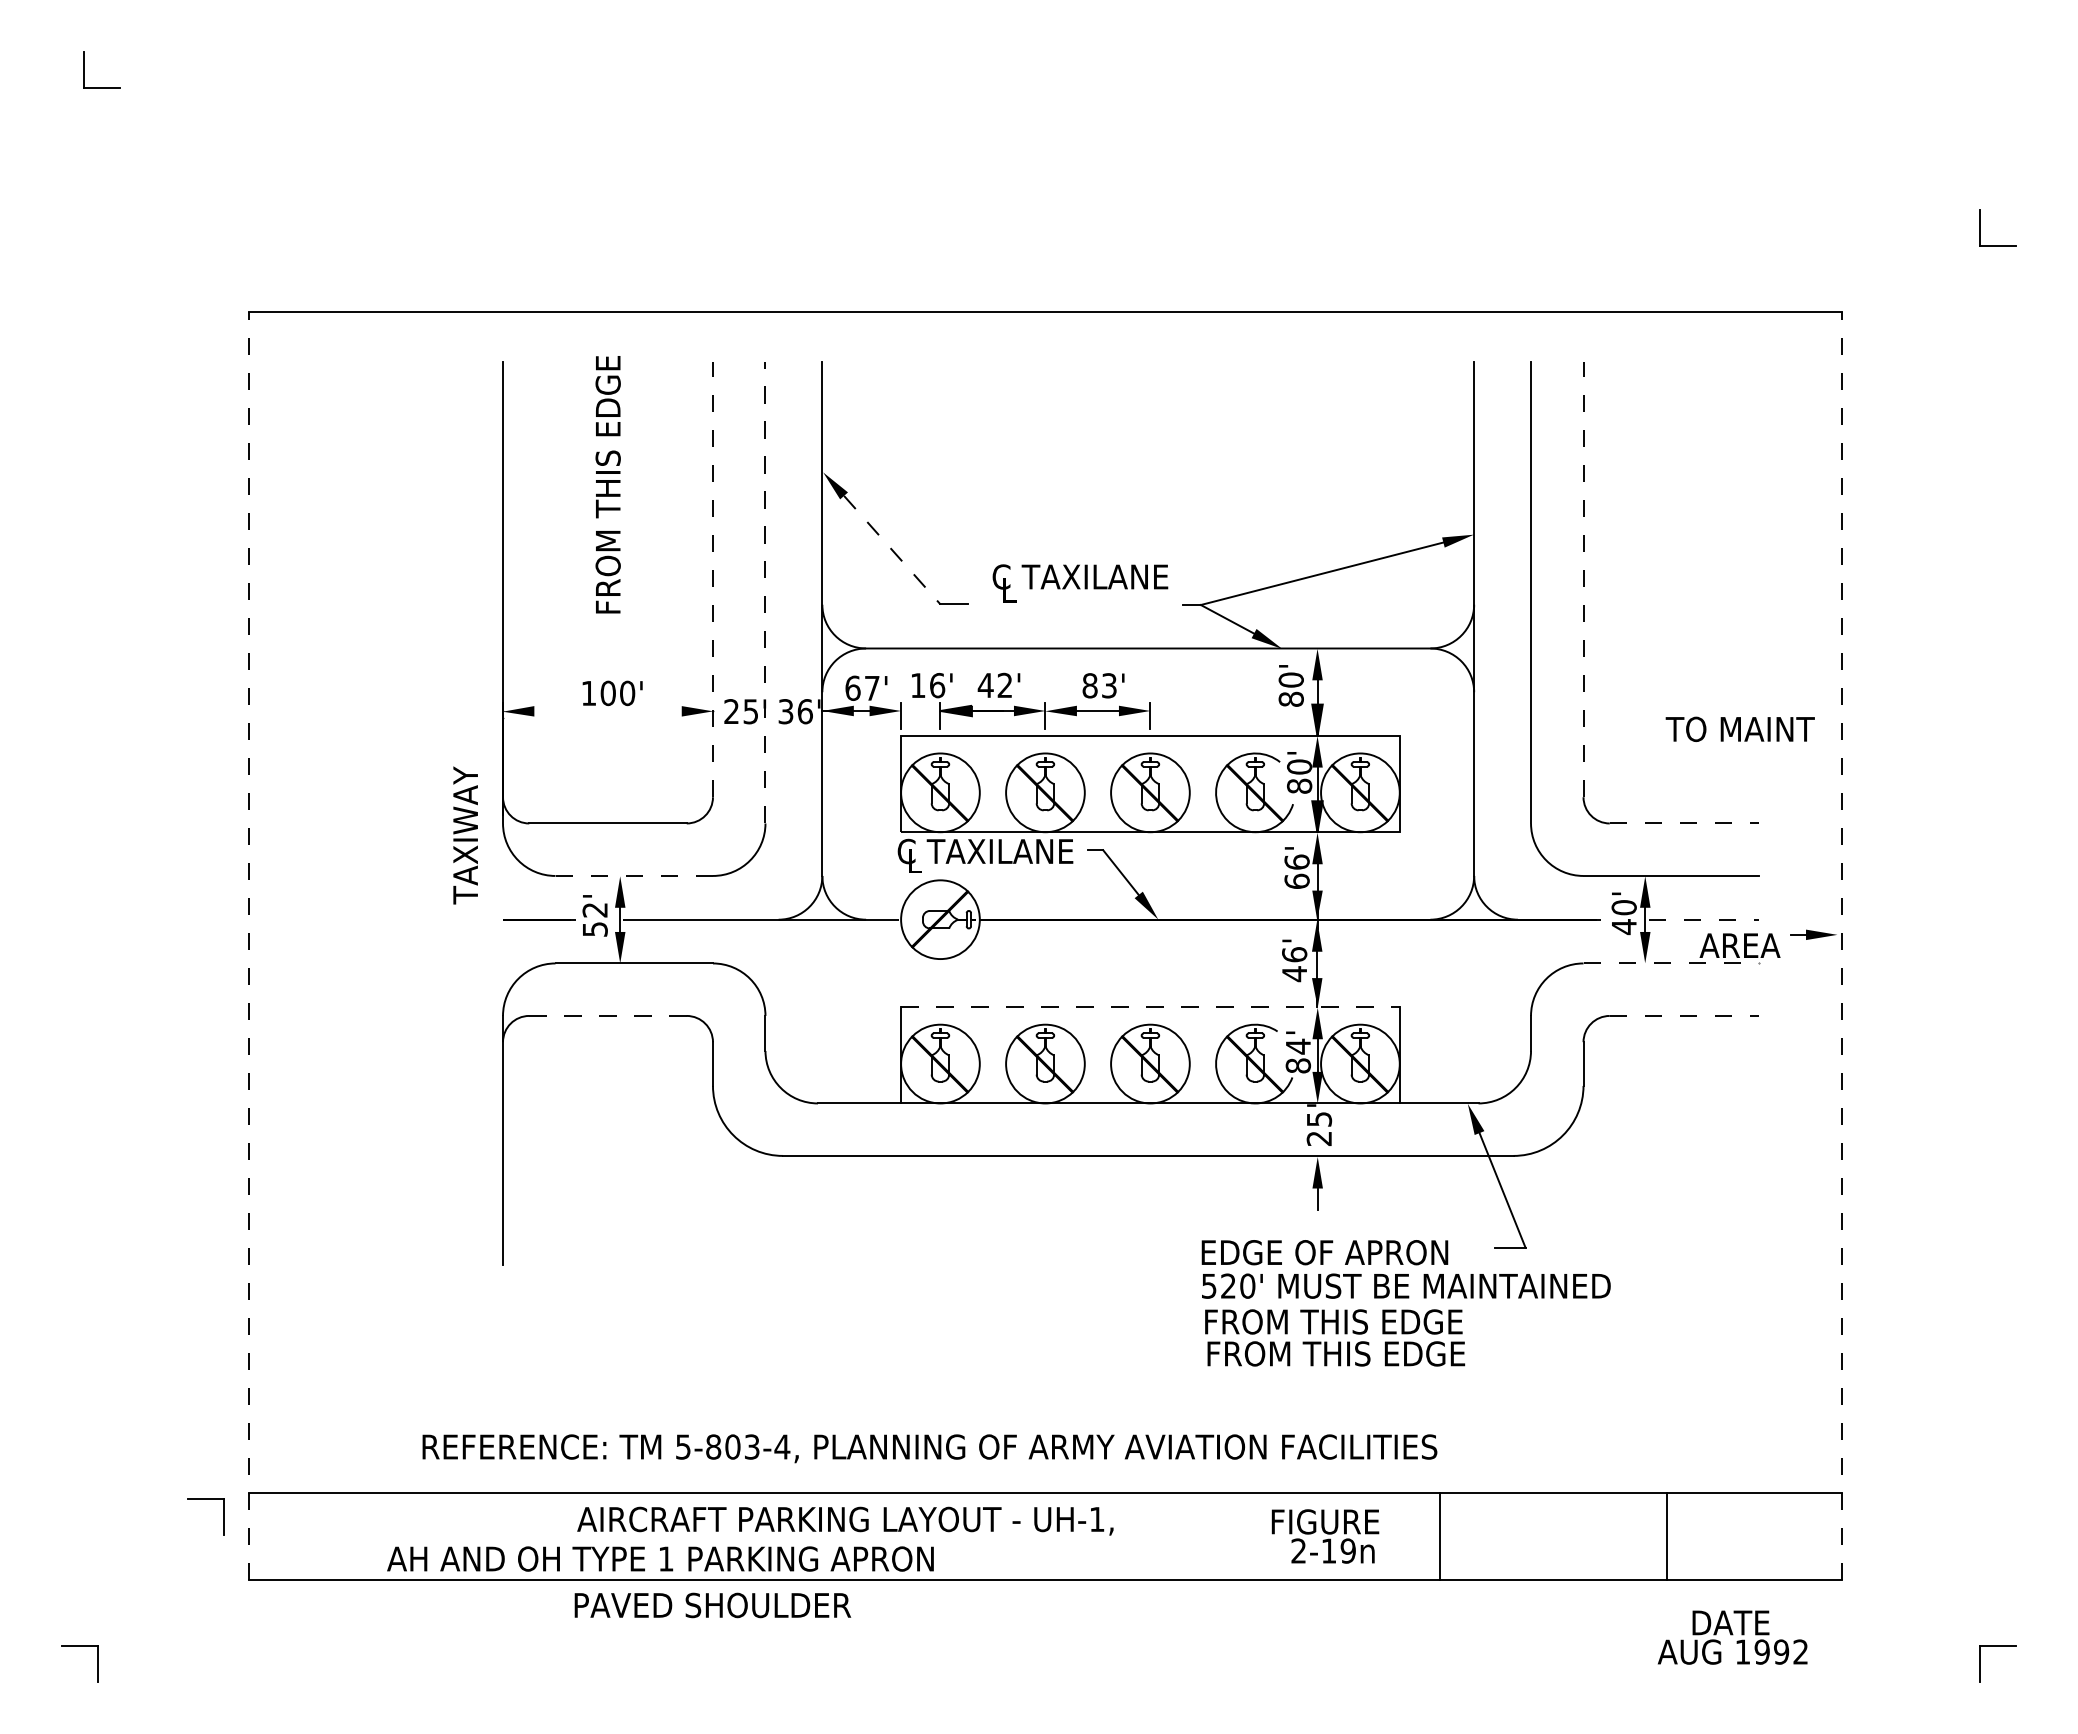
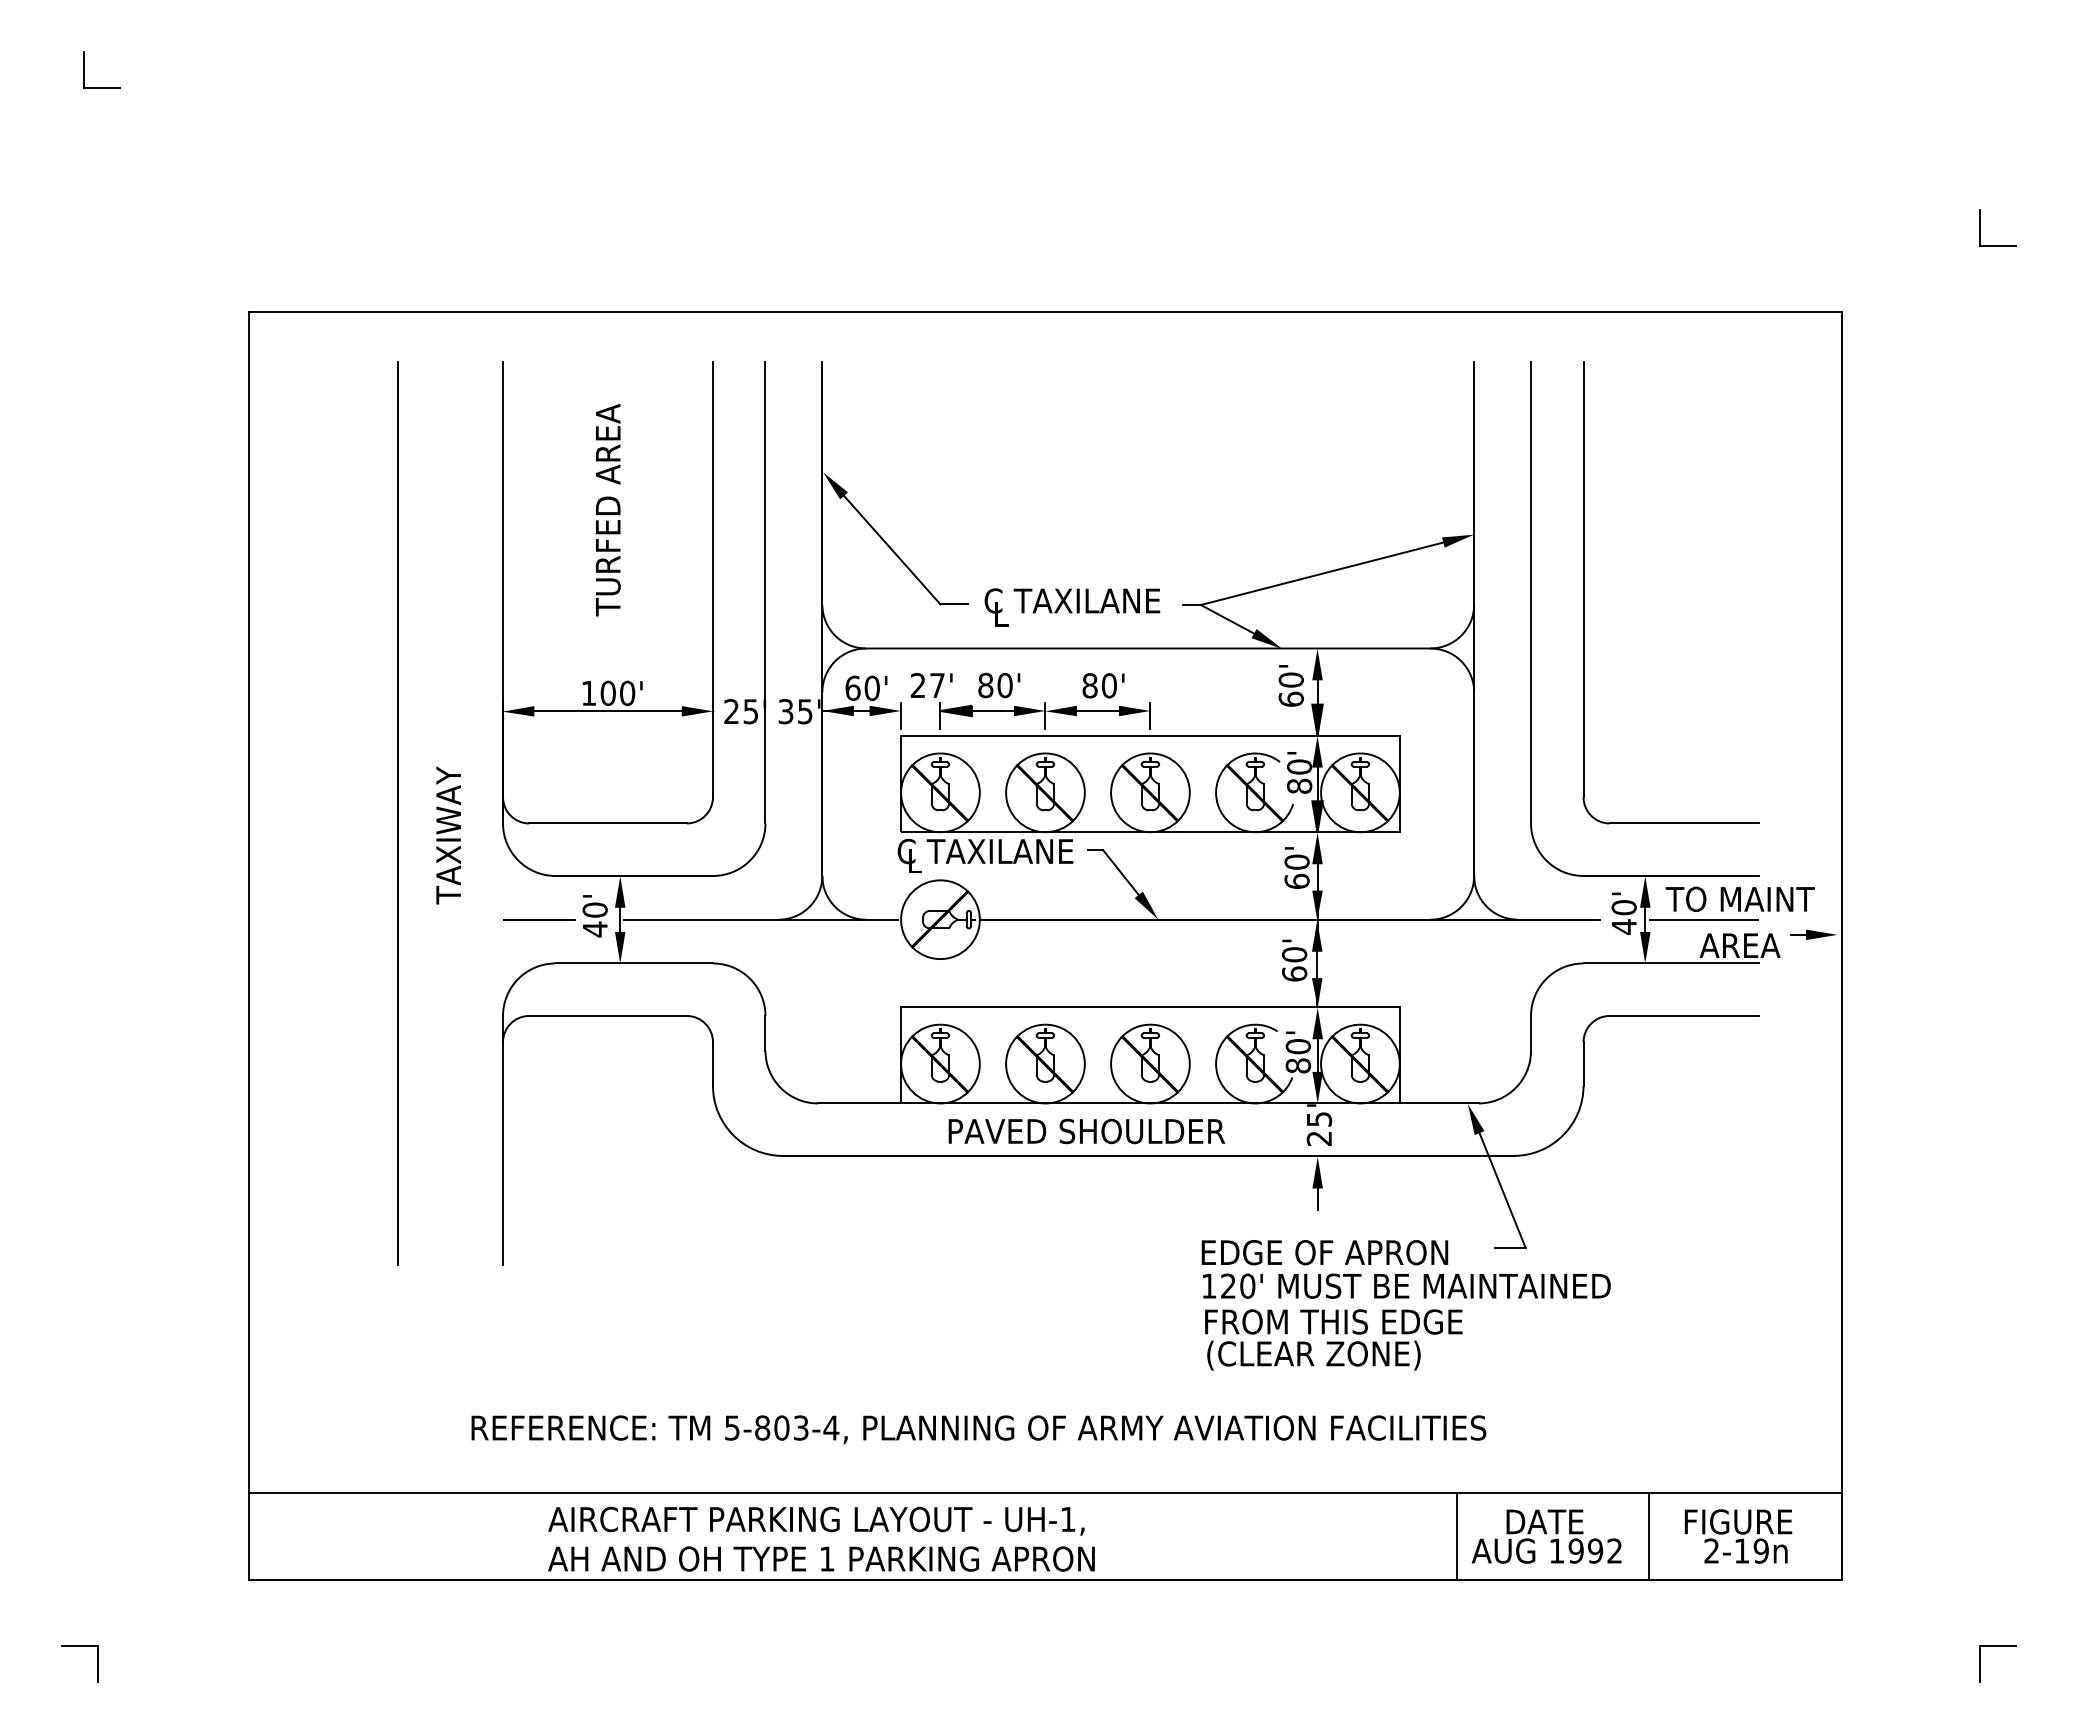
text: FROM THIS EDGE -> TURFED AREA (607, 486)
line: dashed -> solid (892, 550)
line: dashed -> solid (712, 579)
line: dashed -> solid (1583, 579)
text position: (1080, 583) -> (1072, 607) (1072, 607)
line: dashed -> solid (765, 592)
text: 16' -> 27' (927, 685)
text: 42' -> 80' (994, 685)
text: 83' -> 80' (1108, 685)
text: 67' -> 60' (871, 687)
text: 80' -> 60' (1290, 698)
line: none -> present (607, 711)
text: 36' -> 35' (804, 711)
text position: (1739, 728) -> (1739, 898) (1739, 898)
line: none -> present (398, 813)
line: dashed -> solid (1684, 823)
text position: (465, 835) -> (448, 835) (448, 835)
text: 66' -> 60' (1296, 861)
line: dashed -> solid (634, 875)
text: 52' -> 40' (594, 919)
line: dashed -> solid (1703, 919)
line: dashed -> solid (249, 945)
line: dashed -> solid (1841, 945)
line: dashed -> solid (1671, 963)
text: 46' -> 60' (1294, 964)
line: dashed -> solid (1150, 1007)
line: dashed -> solid (608, 1015)
line: dashed -> solid (1684, 1015)
text: 84' -> 80' (1298, 1046)
text: 520' -> 120' (1209, 1286)
text: FROM THIS EDGE -> (CLEAR ZONE) (1336, 1355)
text position: (929, 1448) -> (978, 1429) (978, 1429)
part: present -> none (205, 1499)
text position: (845, 1520) -> (816, 1520) (816, 1520)
text position: (1325, 1536) -> (1738, 1536) (1738, 1536)
line position: (1439, 1536) -> (1456, 1536) (1456, 1536)
line position: (1667, 1536) -> (1649, 1536) (1649, 1536)
text position: (660, 1558) -> (821, 1558) (821, 1558)
text position: (712, 1605) -> (1086, 1131) (1086, 1131)
text position: (1732, 1637) -> (1546, 1536) (1546, 1536)
